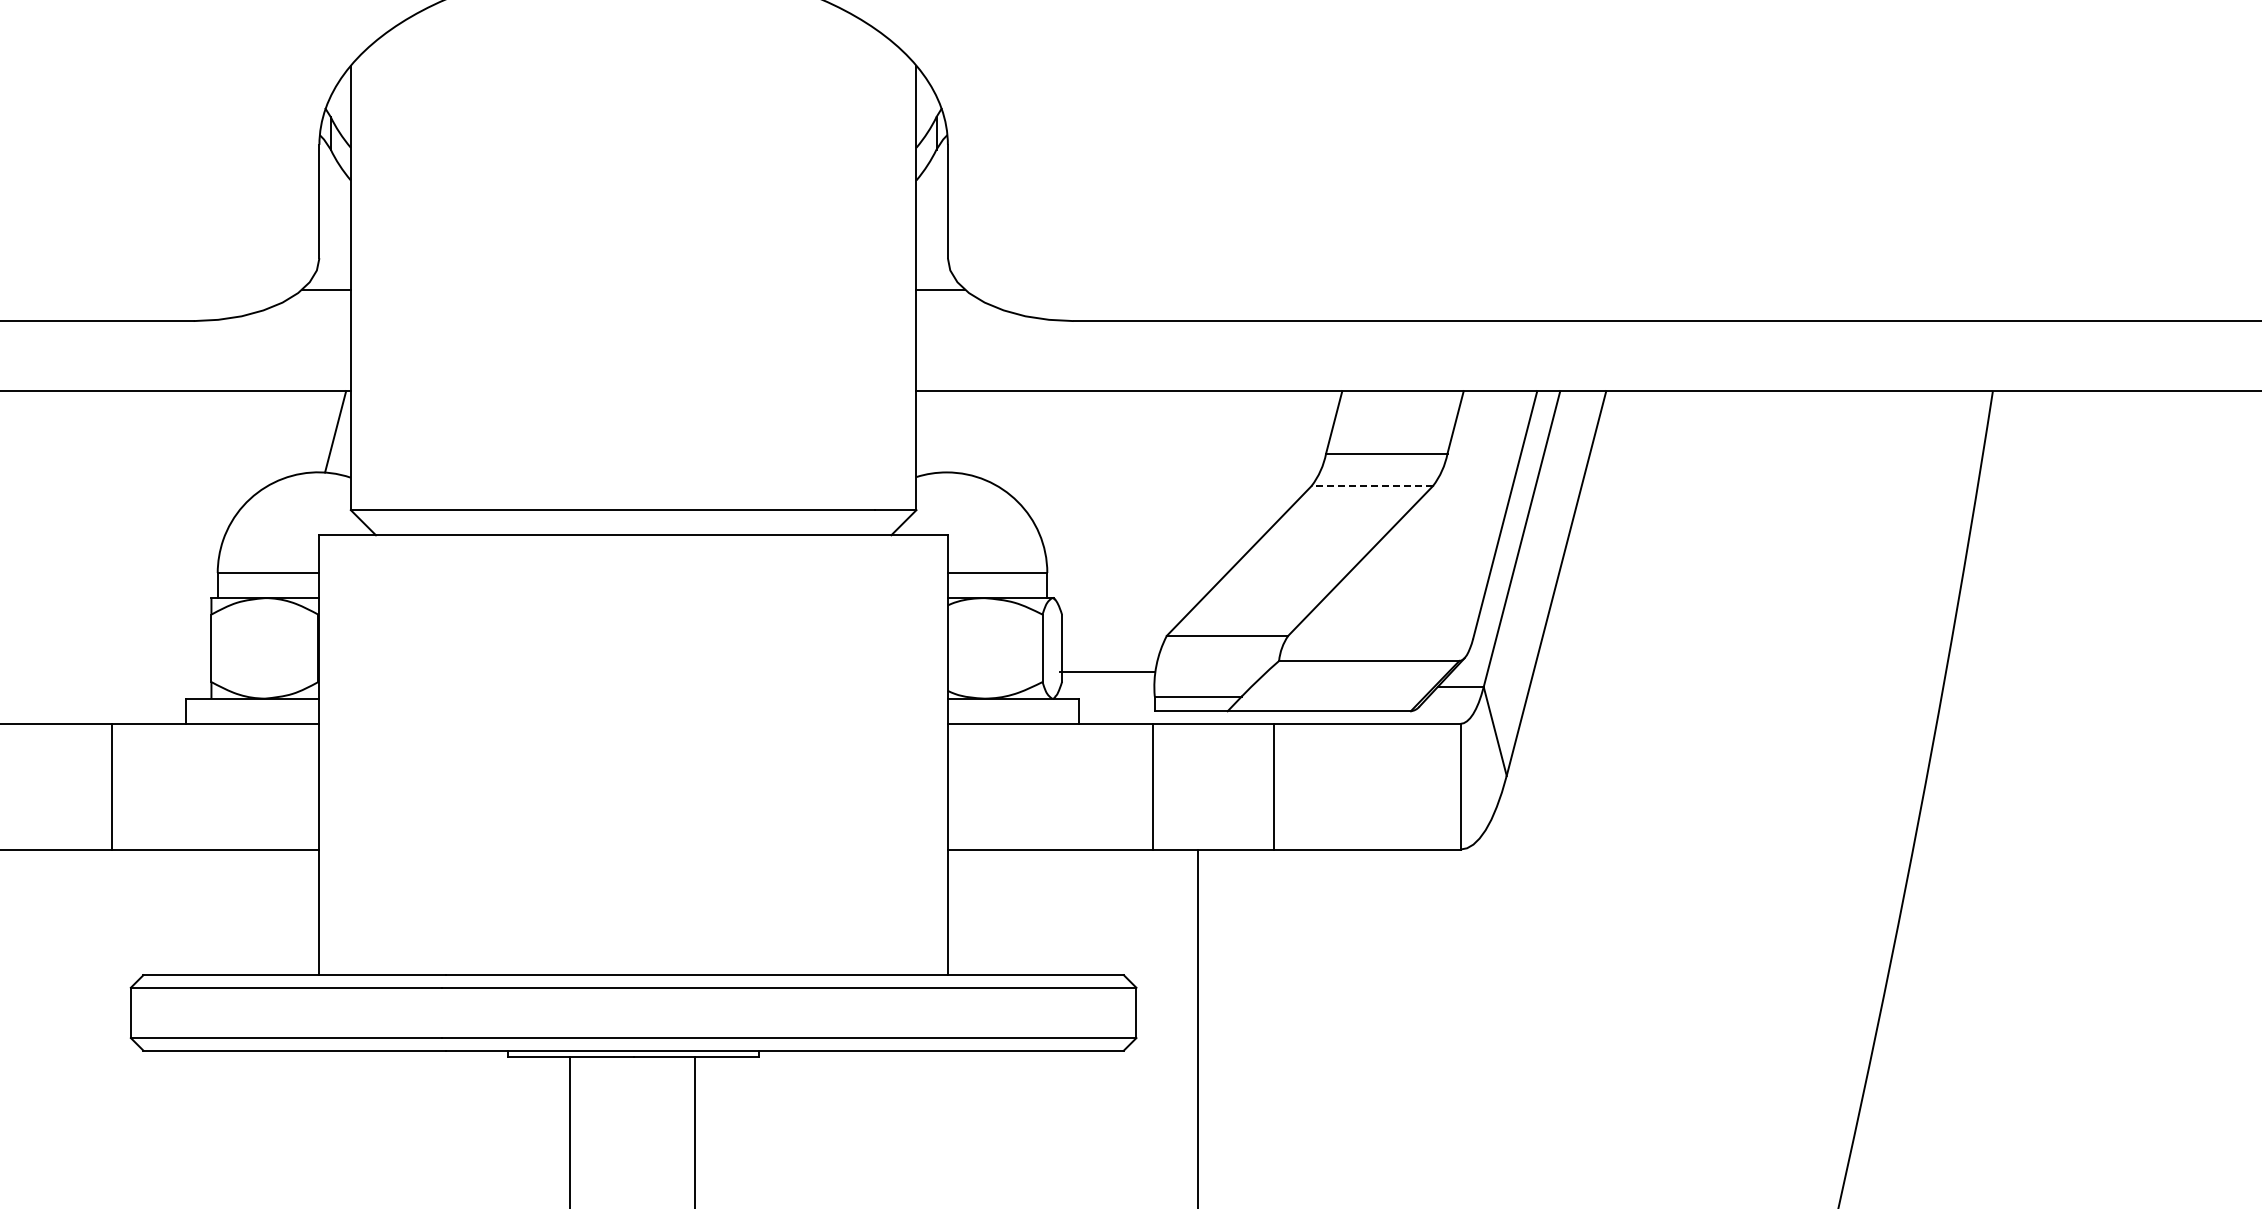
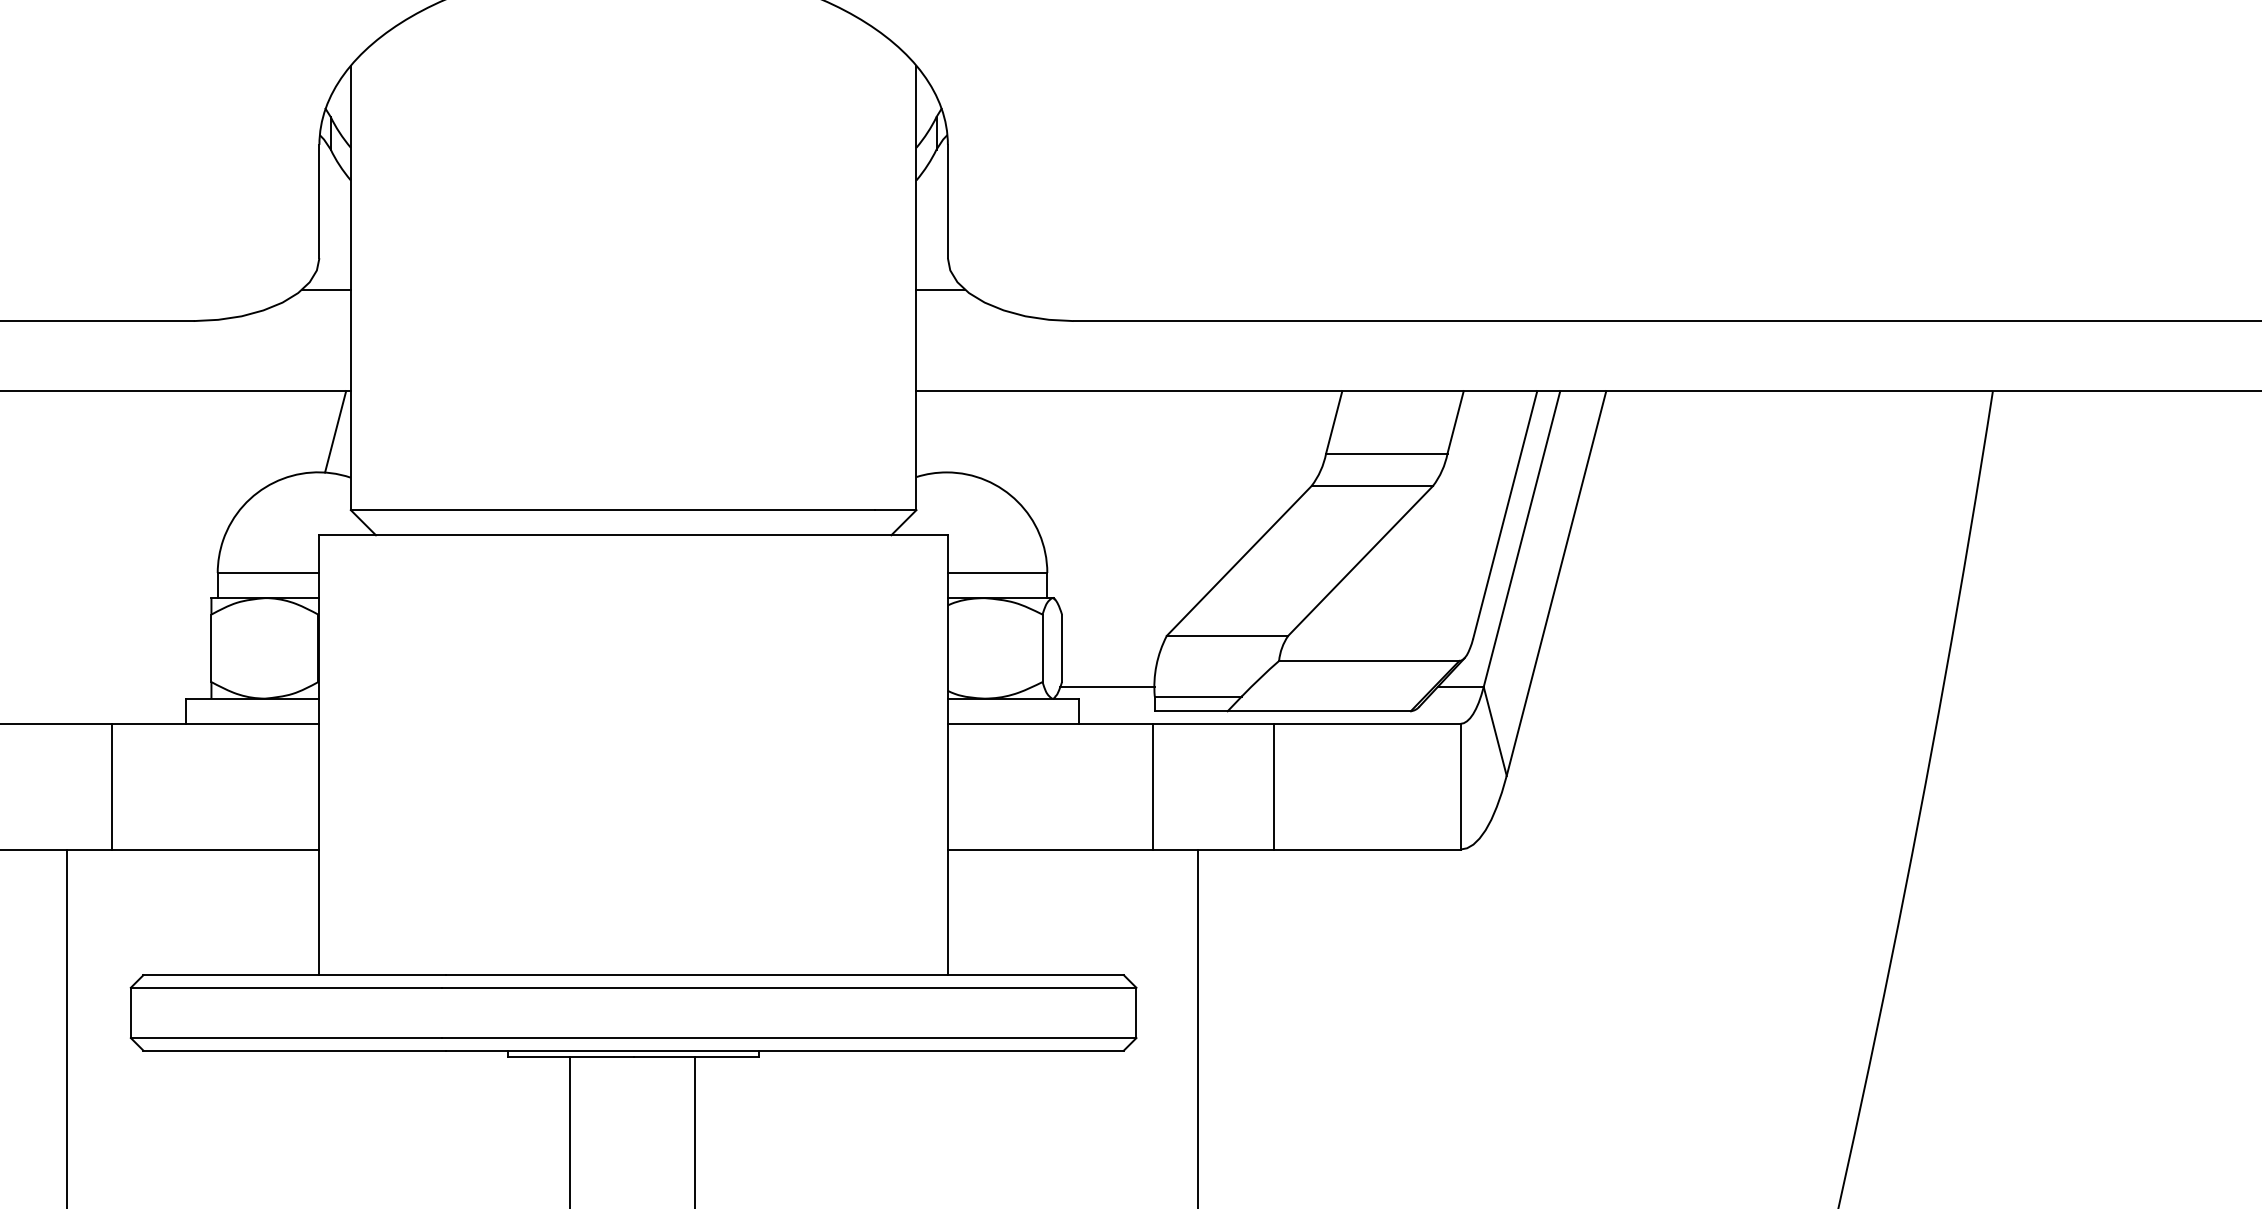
line: dashed -> solid (1372, 486)
line position: (1107, 672) -> (1107, 687) (1107, 687)
line: none -> present (66, 1027)
